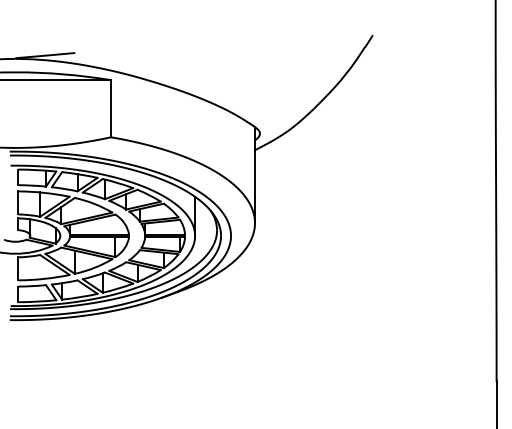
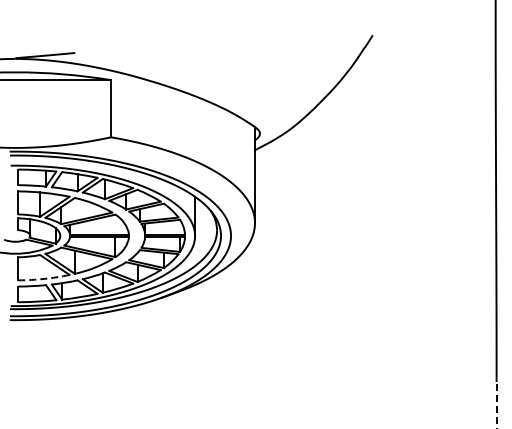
arc: solid -> dashed (44, 278)
line: solid -> dashed (496, 404)
